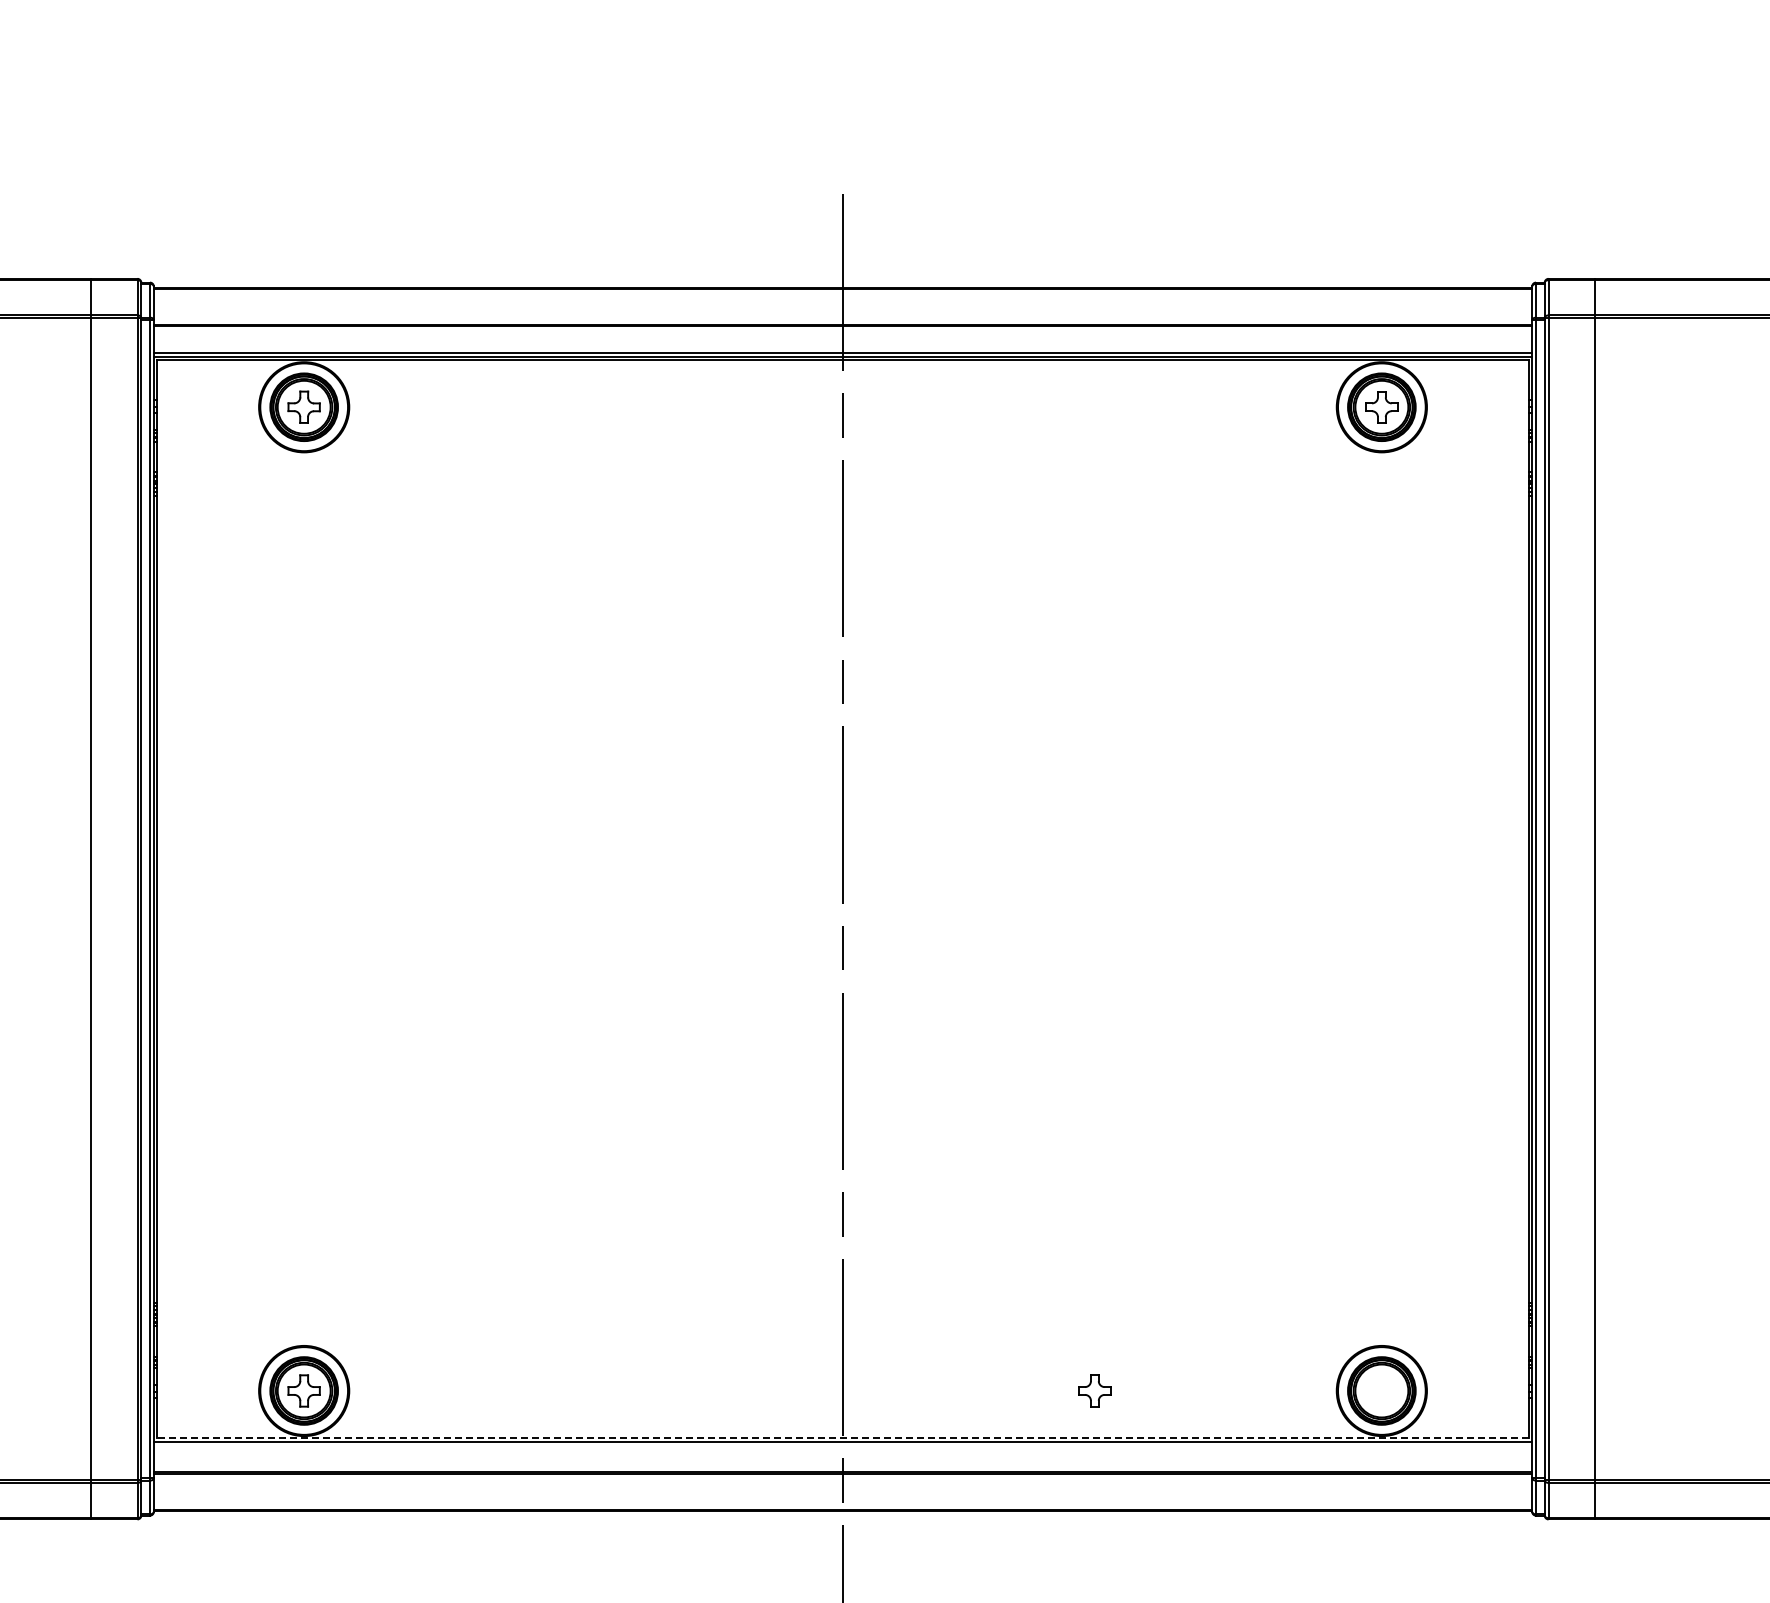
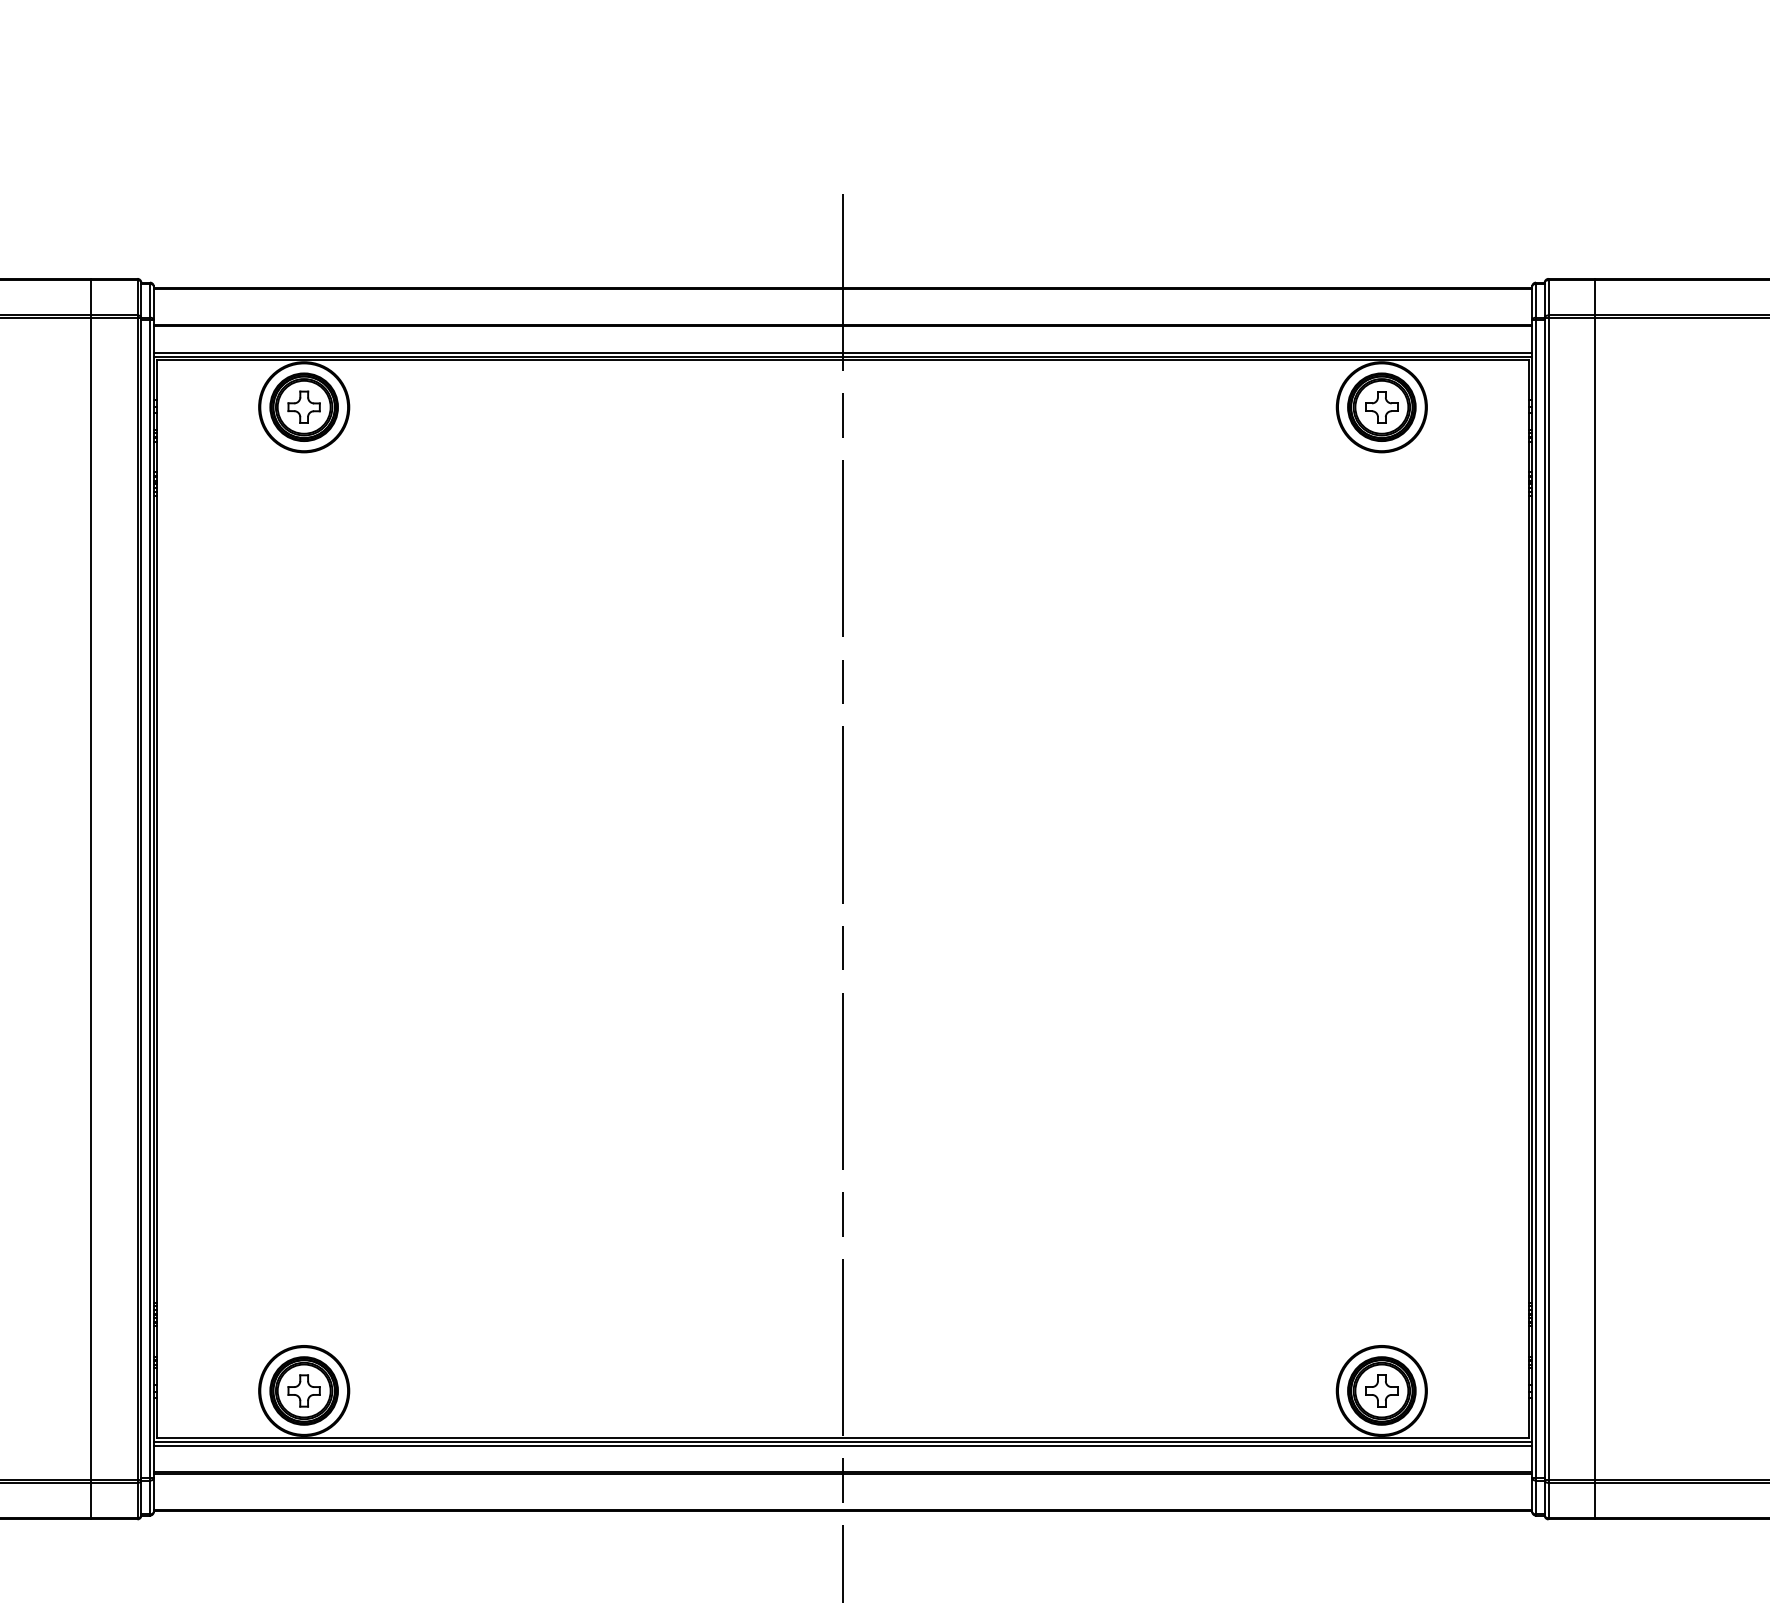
part position: (1094, 1390) -> (1381, 1390) (1381, 1390)
line: dashed -> solid (842, 1437)
line: none -> present (842, 1445)
